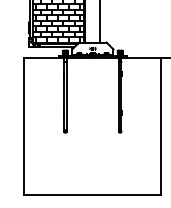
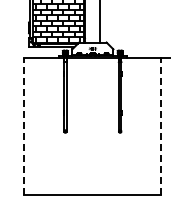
line: solid -> dashed (24, 125)
line: solid -> dashed (161, 125)
